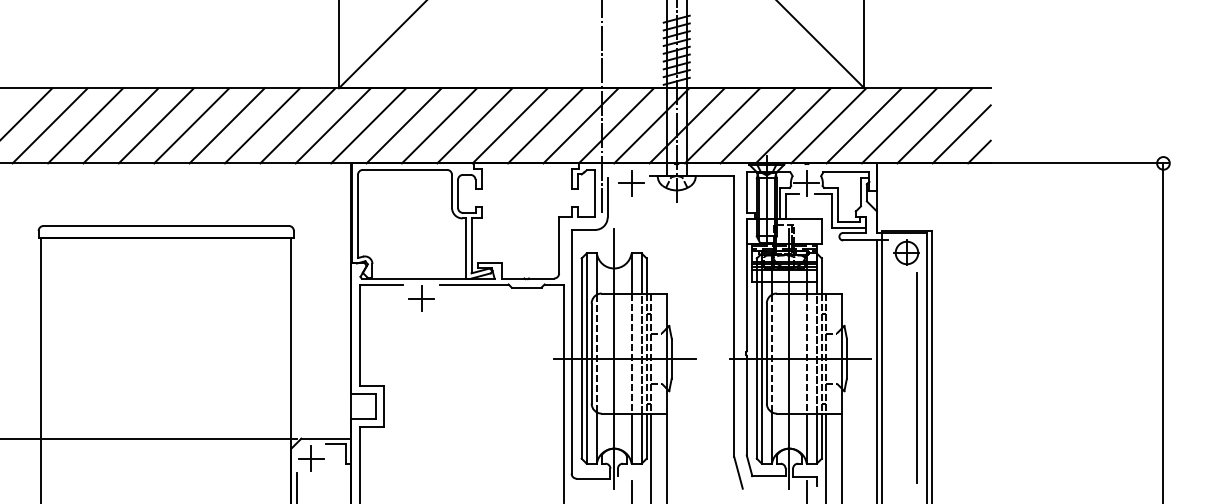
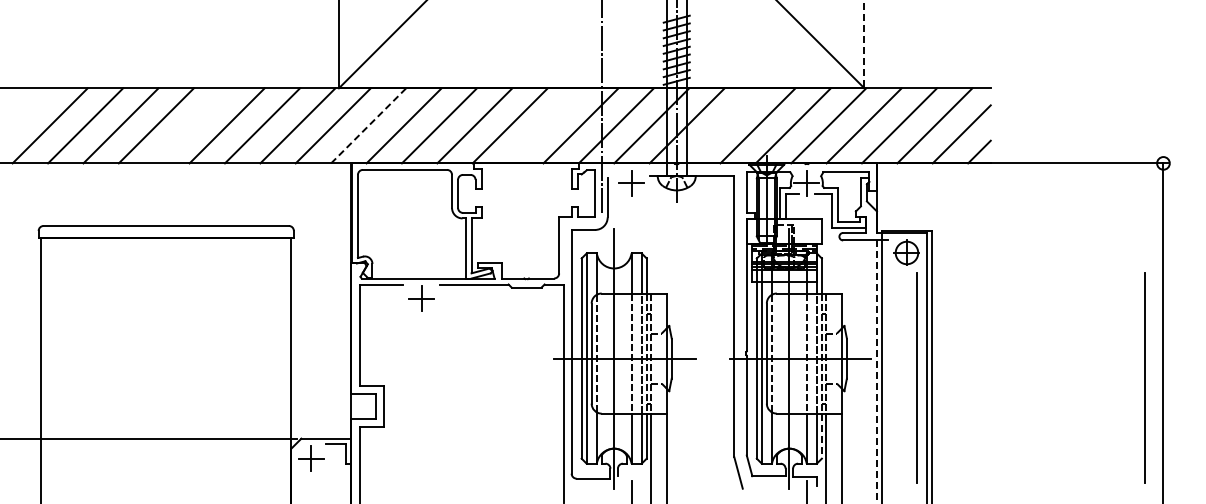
line: solid -> dashed (864, 44)
line: present -> none (27, 113)
line: present -> none (191, 125)
line: solid -> dashed (369, 125)
line: present -> none (545, 125)
line: present -> none (722, 125)
line: solid -> dashed (876, 372)
line: none -> present (1144, 377)
line: solid -> dashed (821, 436)
line: present -> none (296, 486)
